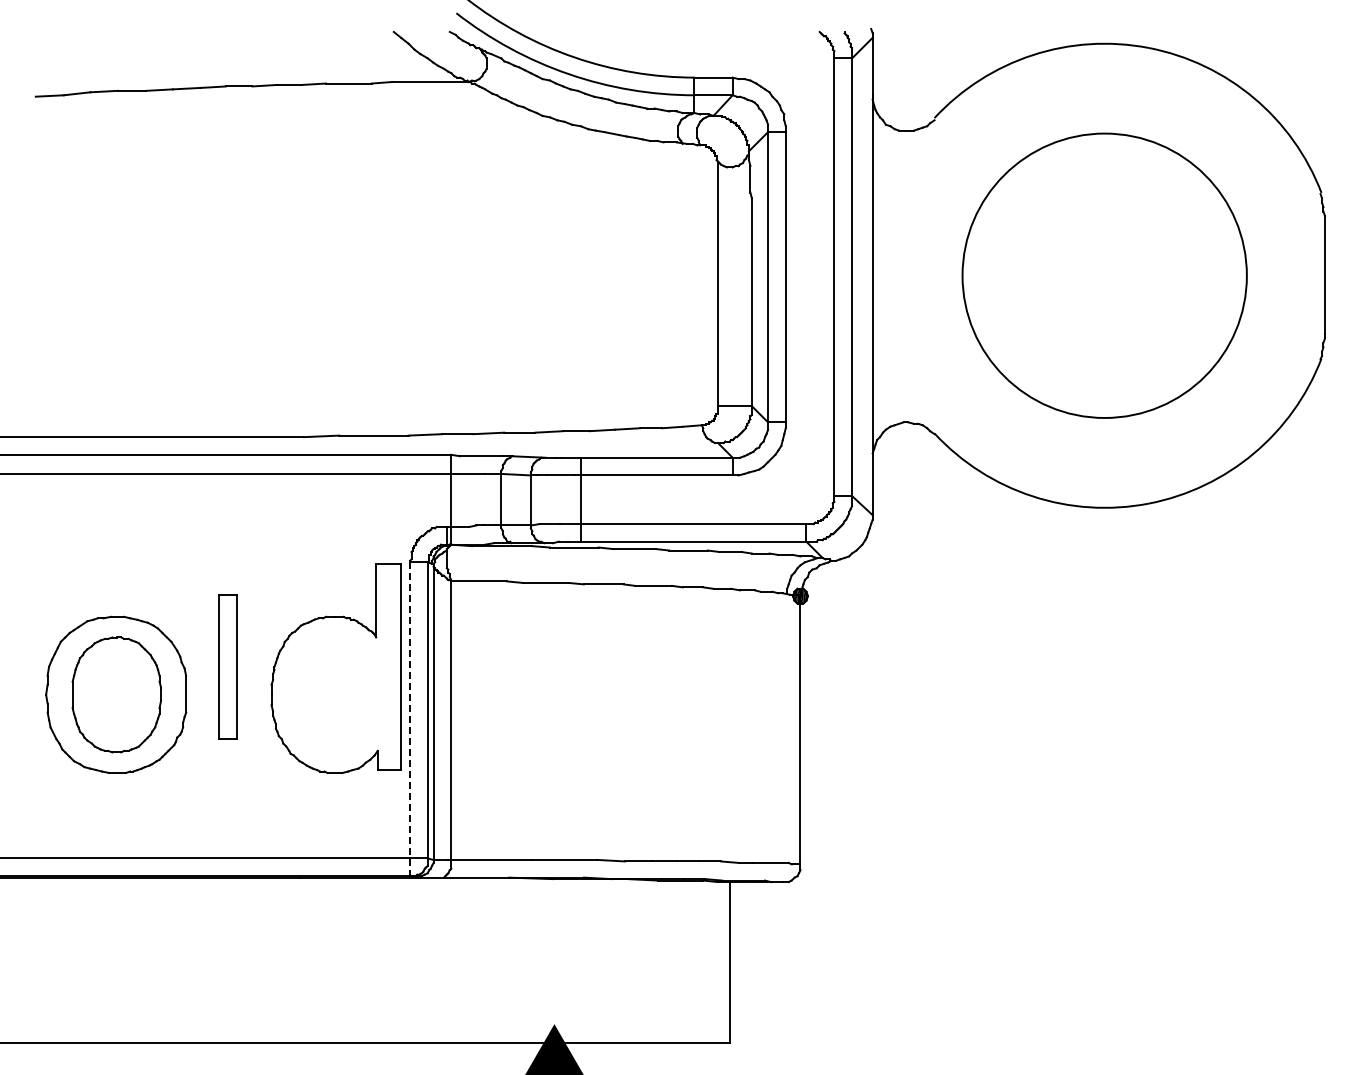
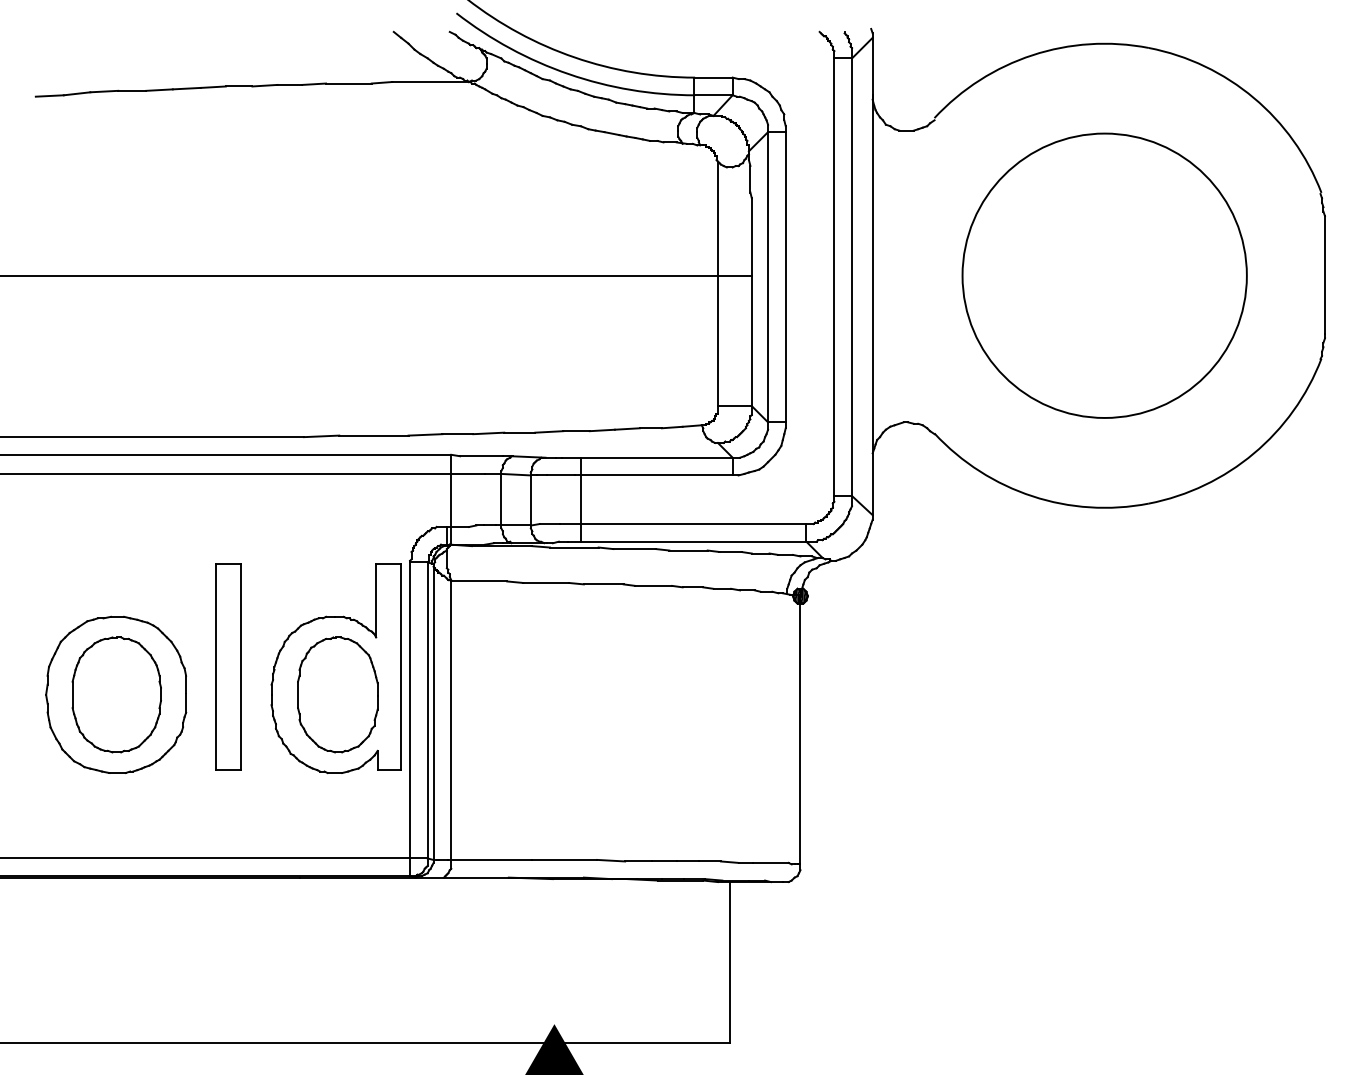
line: none -> present (376, 276)
part size: 20x146 px -> 27x208 px (228, 666)
part: none -> present (337, 694)
line: dashed -> solid (410, 719)
